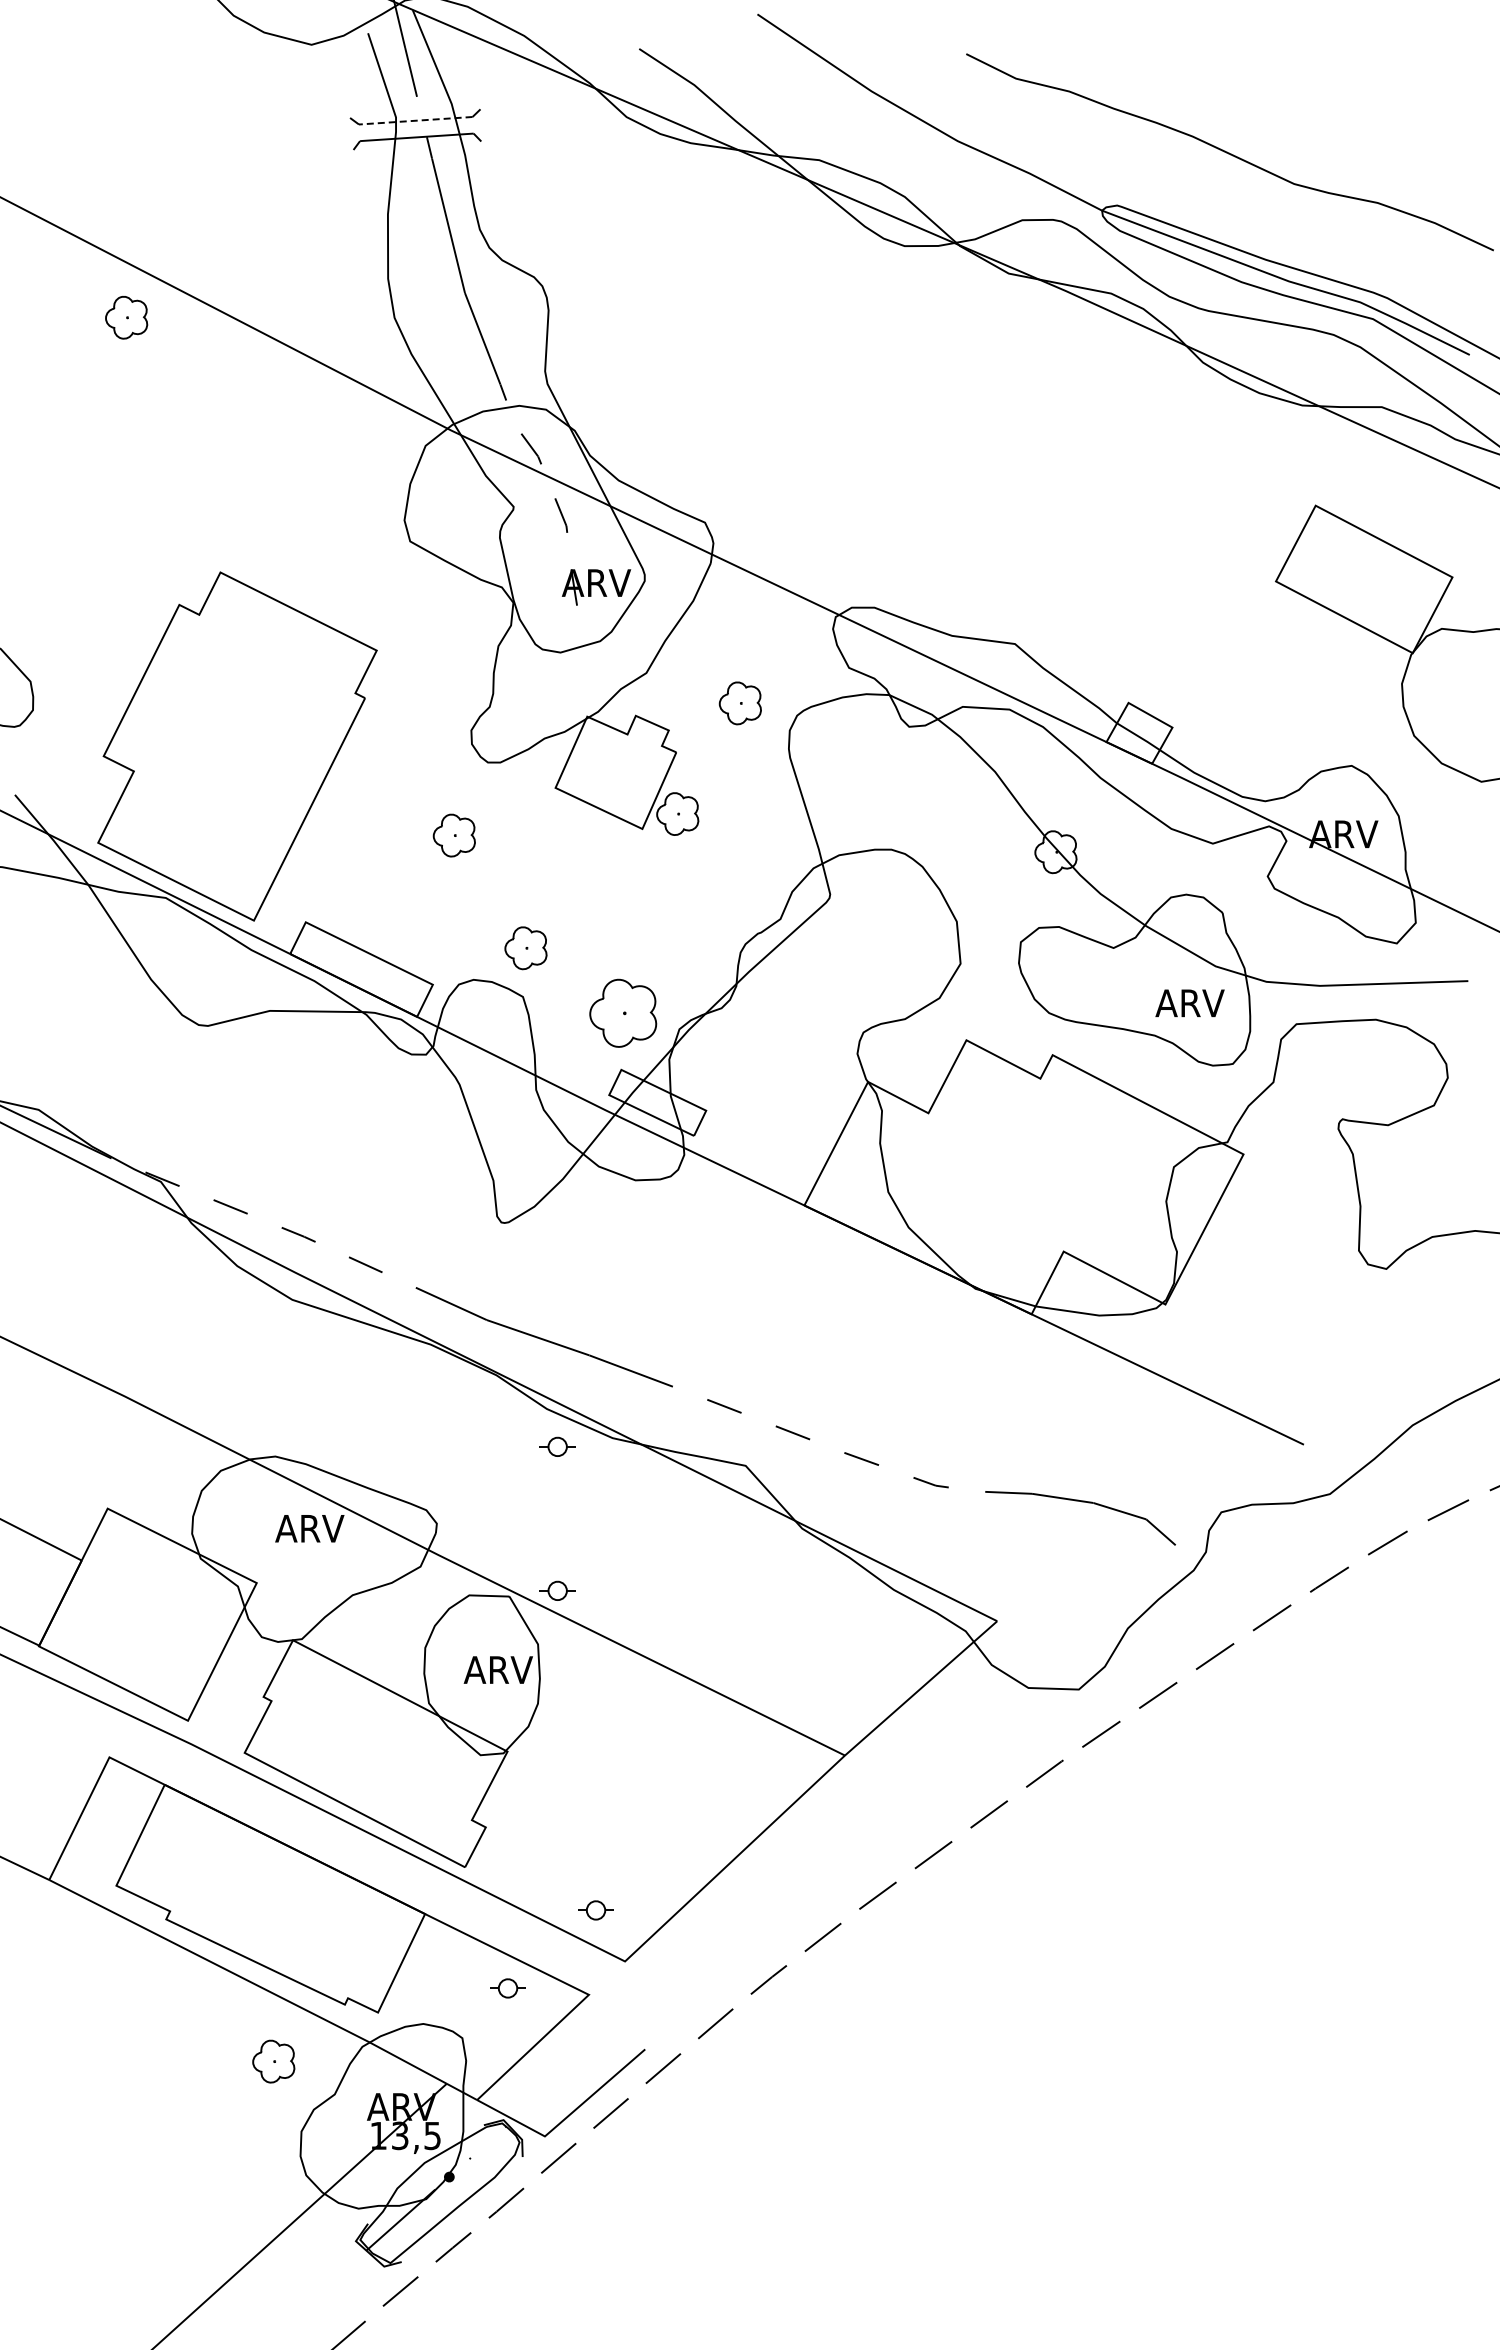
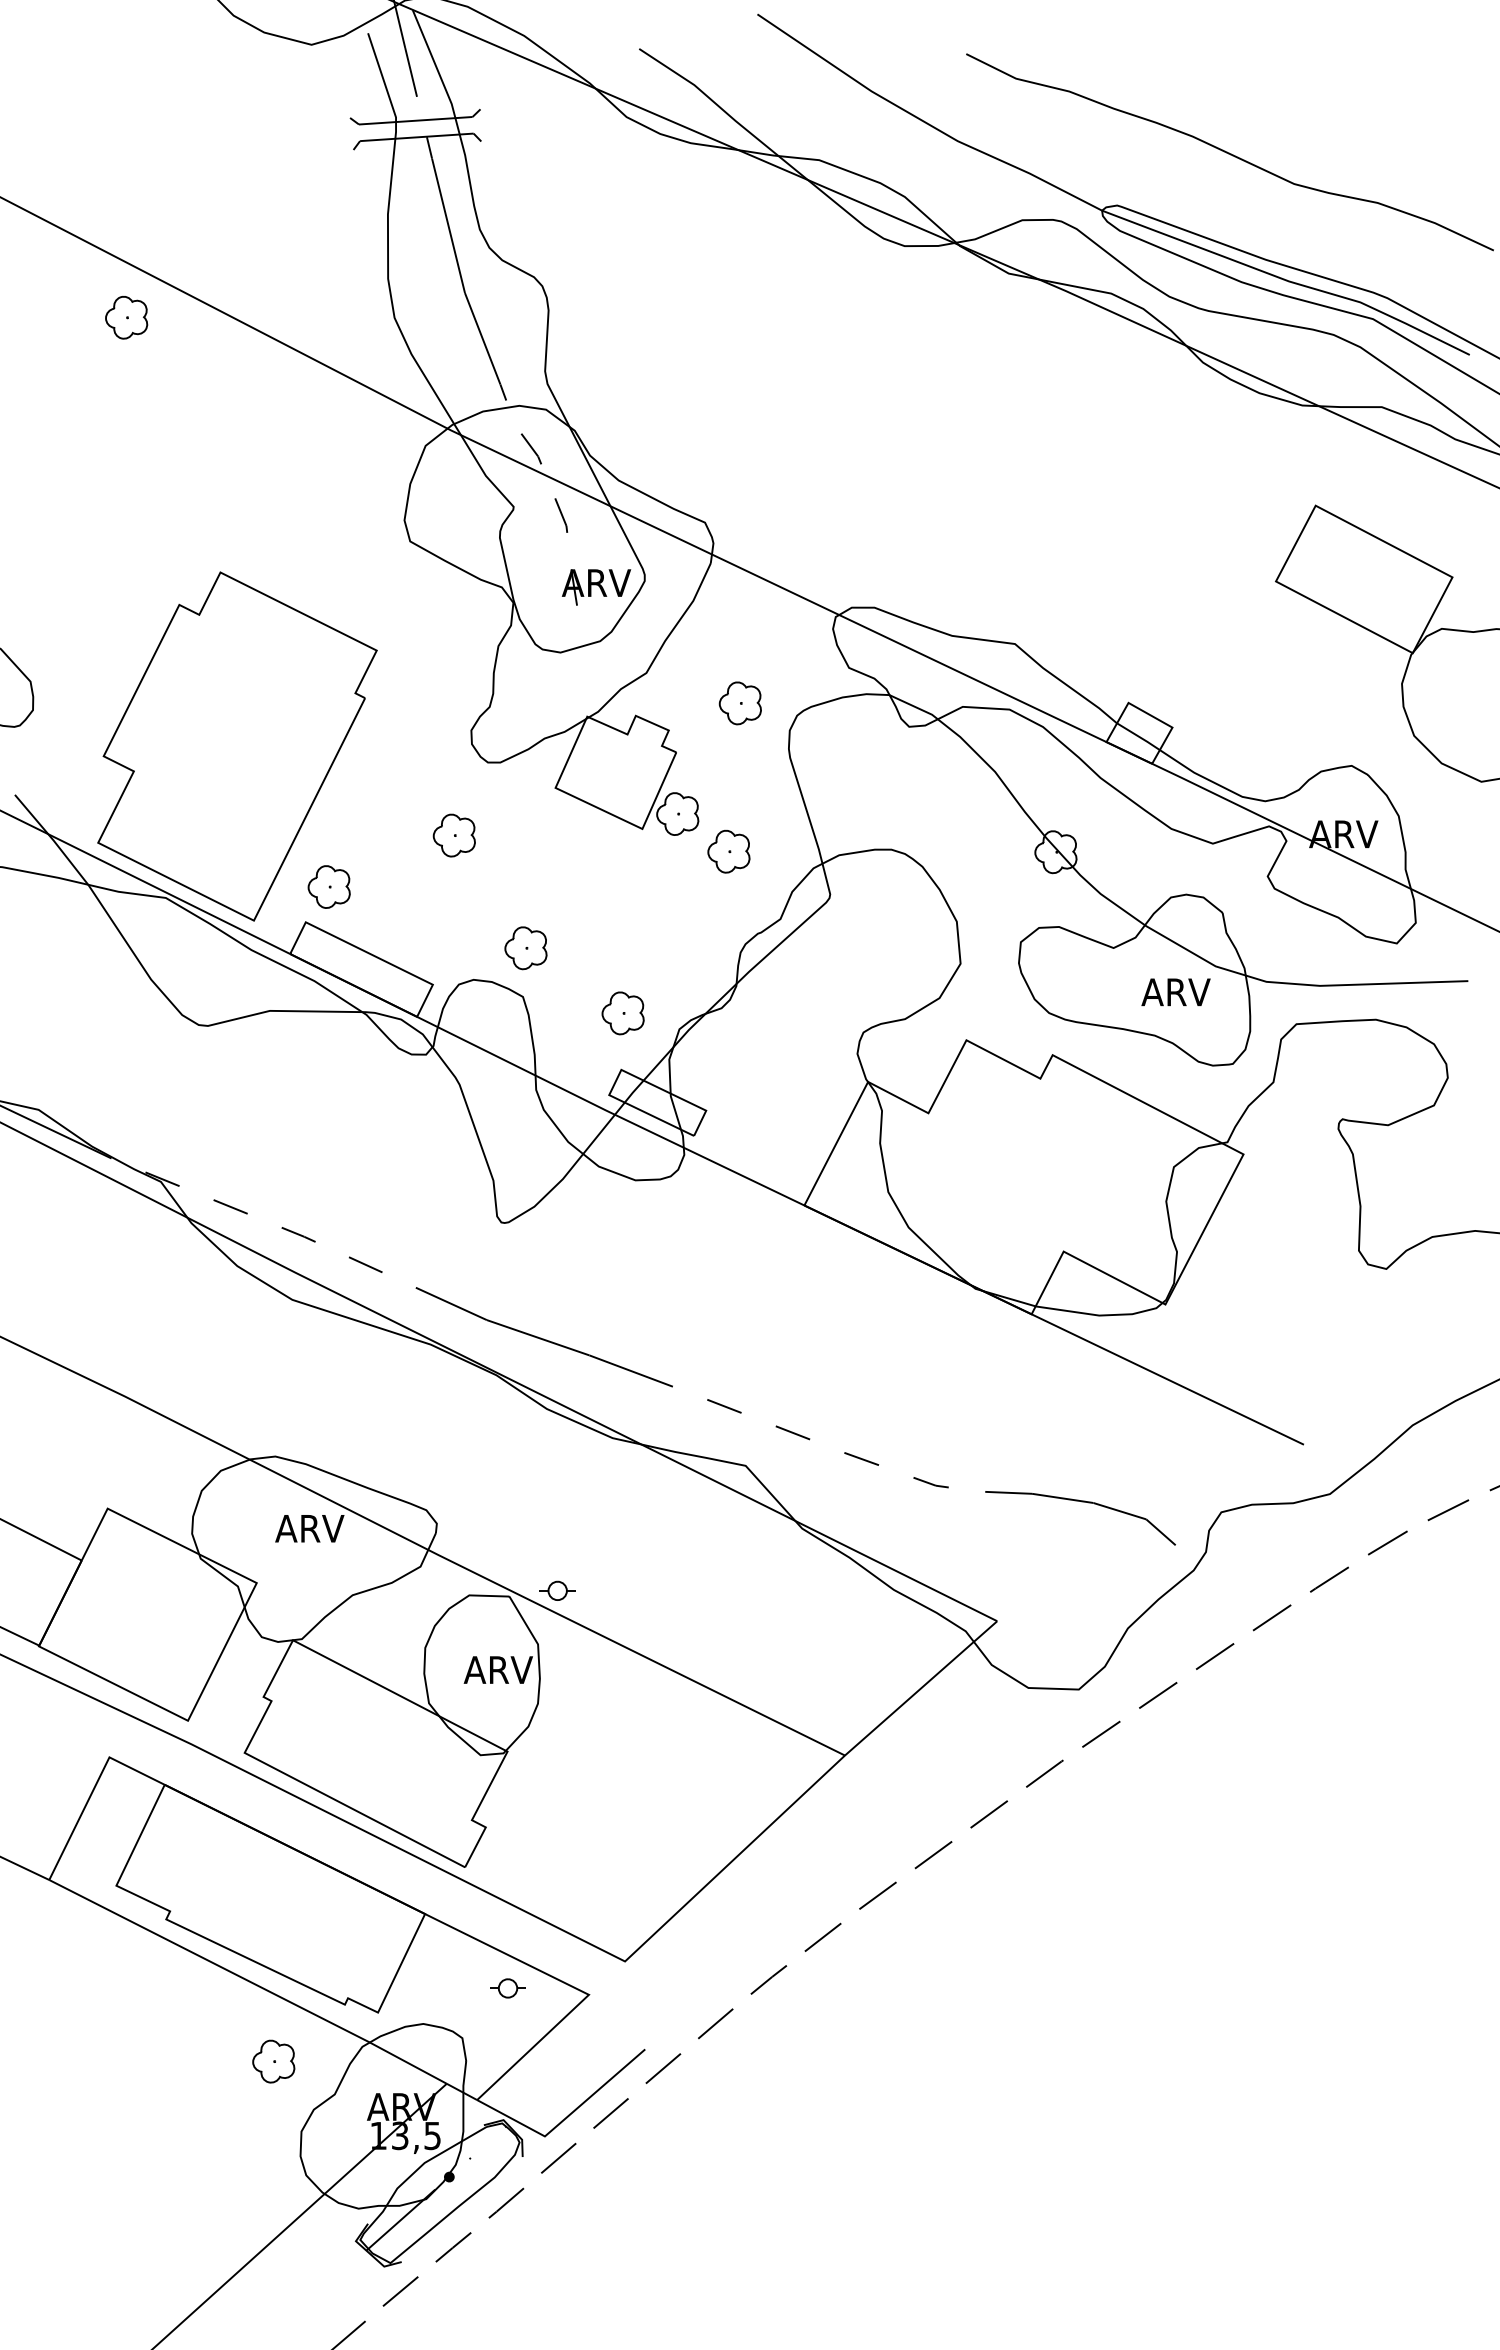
line: dashed -> solid (415, 120)
part: none -> present (728, 851)
part: none -> present (328, 886)
text position: (1189, 1003) -> (1175, 992) (1175, 992)
part size: 69x70 px -> 44x45 px (622, 1013)
part: present -> none (557, 1446)
part: present -> none (595, 1910)
